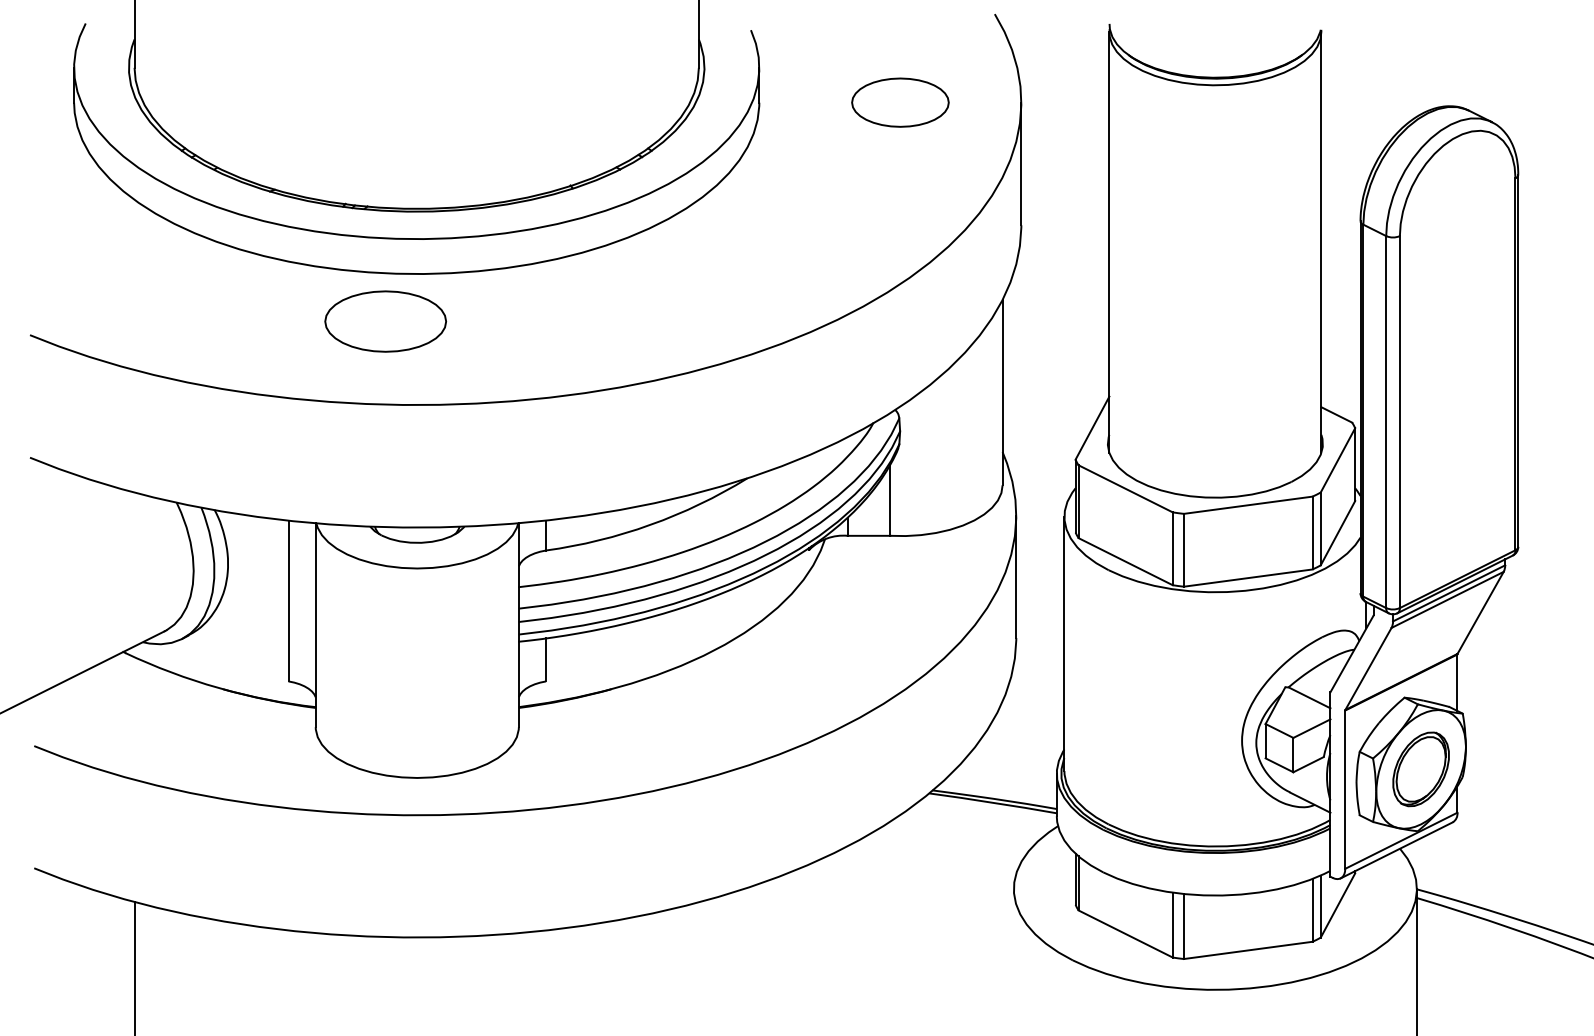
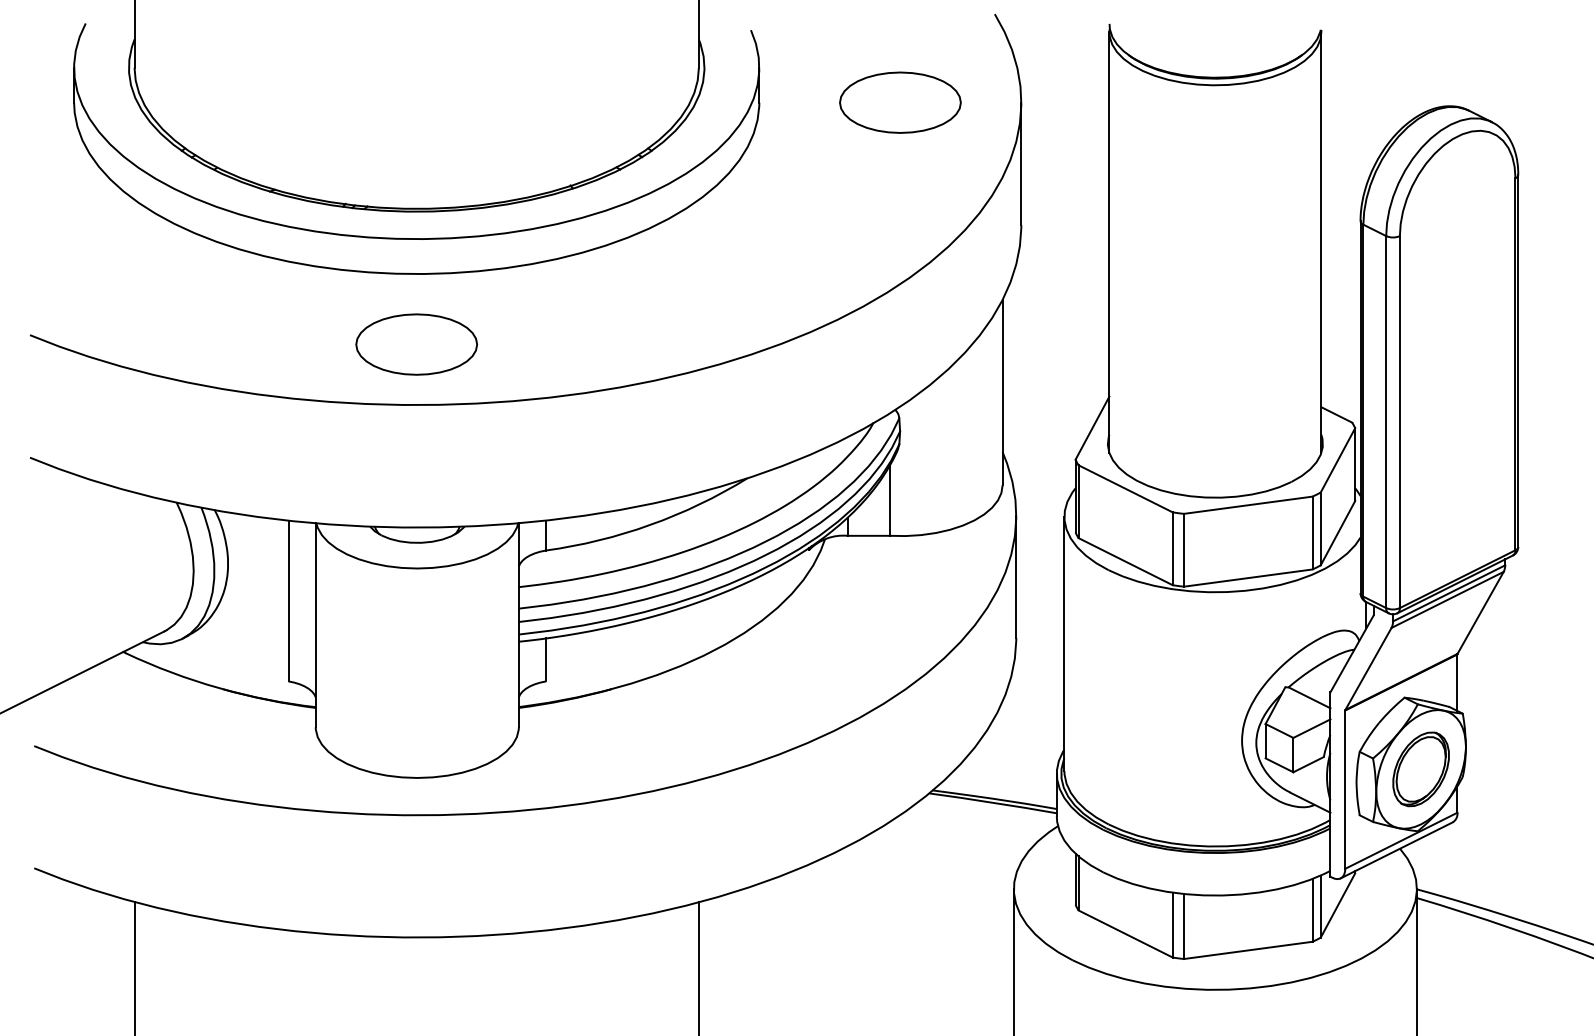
part size: 99x51 px -> 123x63 px (900, 102)
part position: (385, 321) -> (416, 344) (416, 344)
line: none -> present (1013, 960)
line: none -> present (699, 967)
